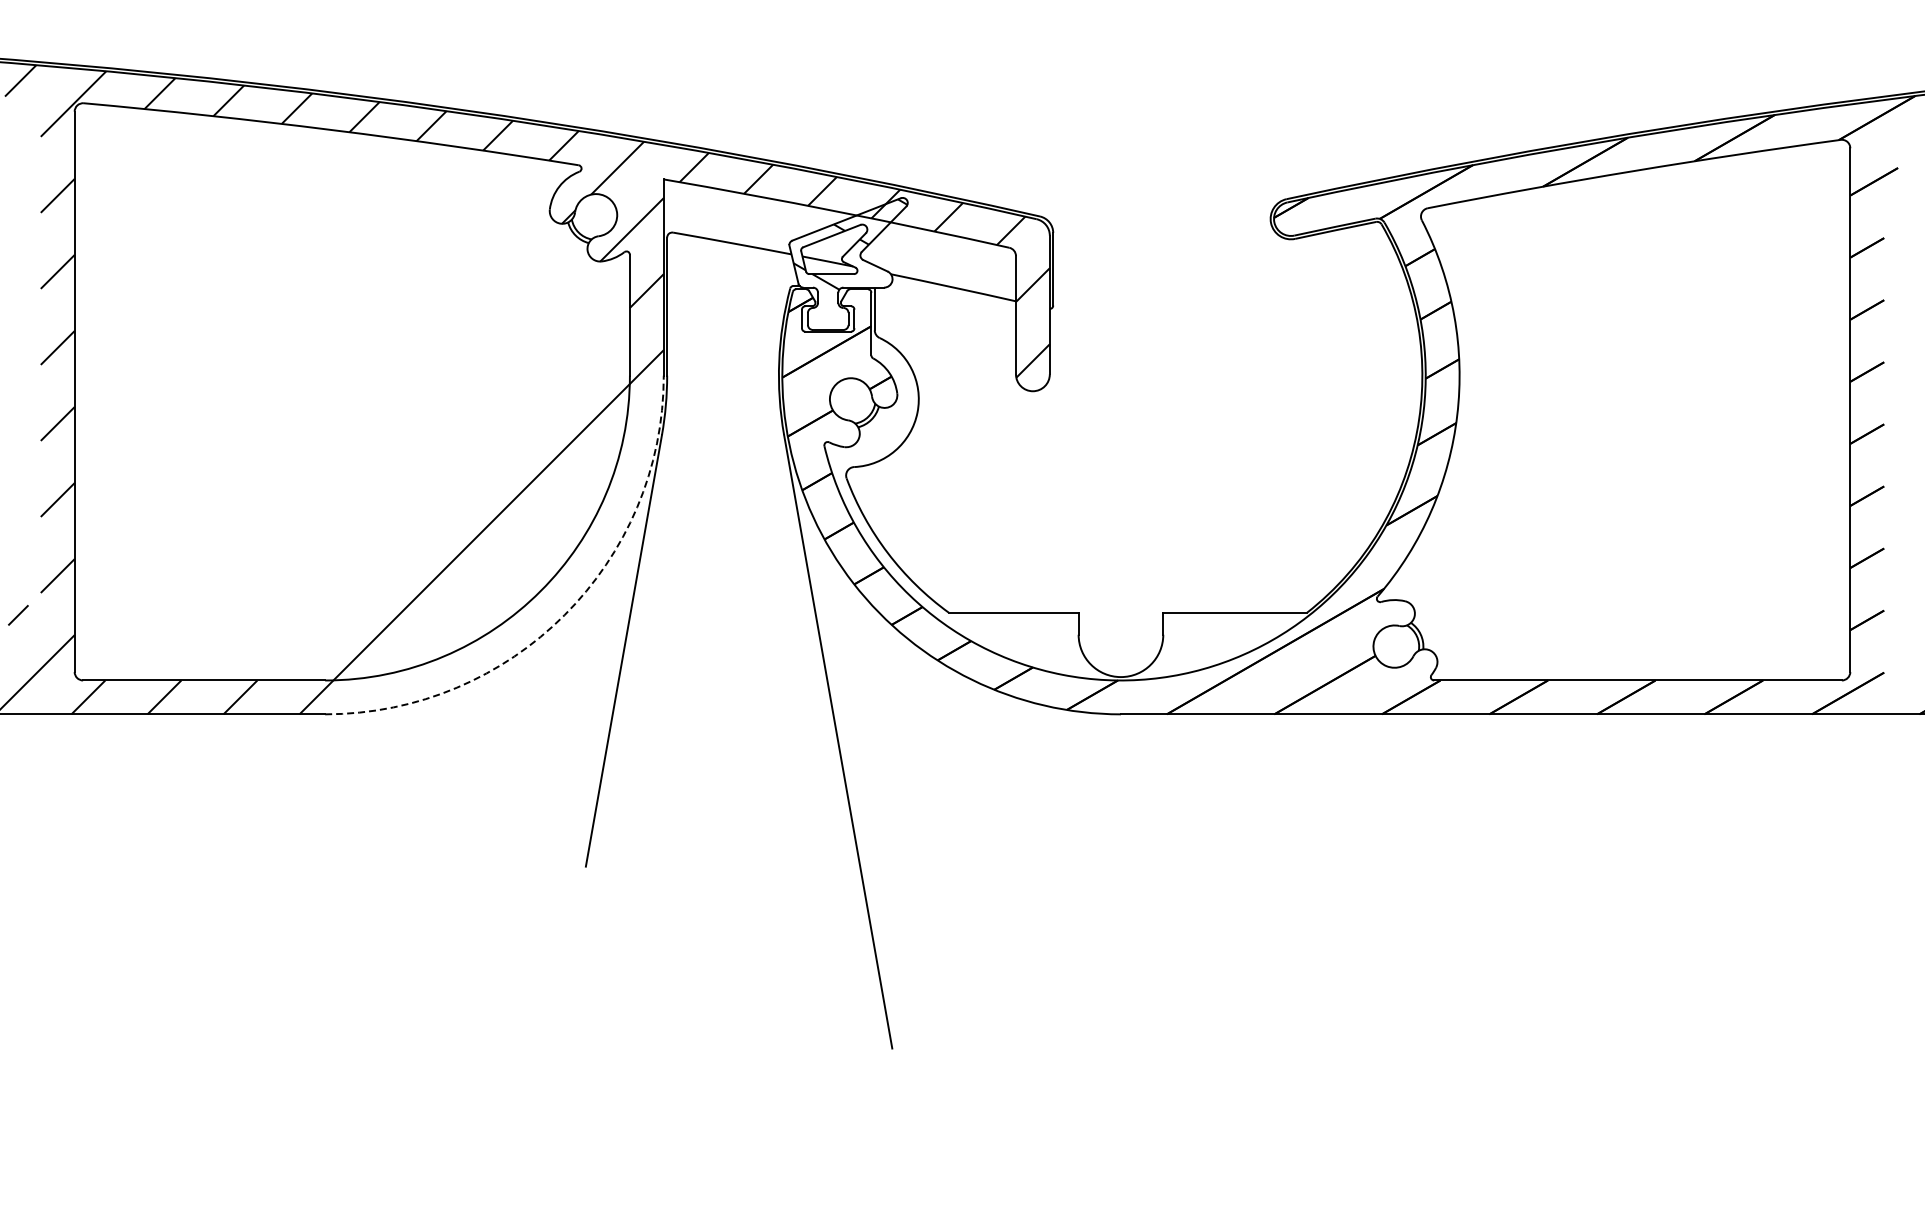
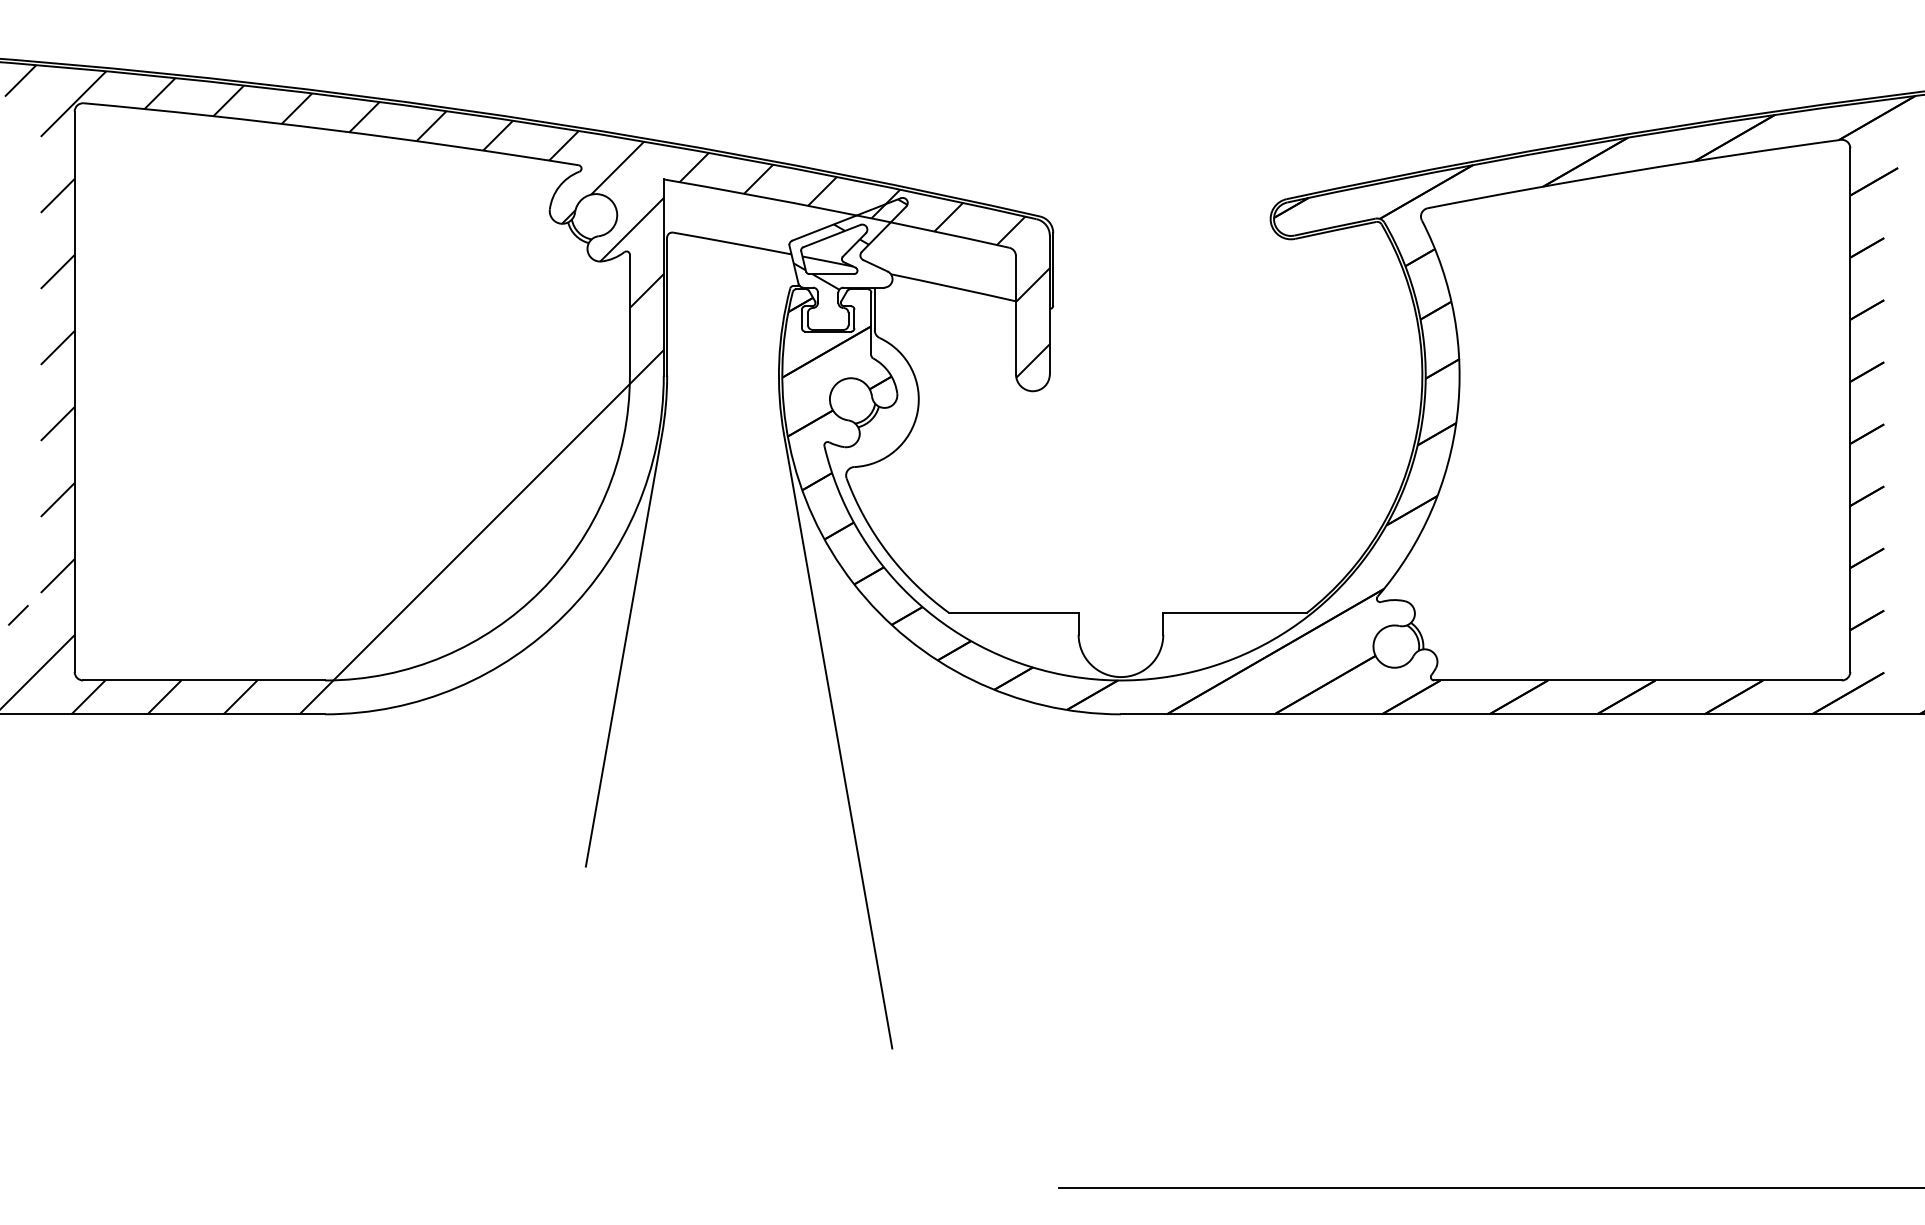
arc: dashed -> solid (564, 615)
line: none -> present (1490, 1188)
